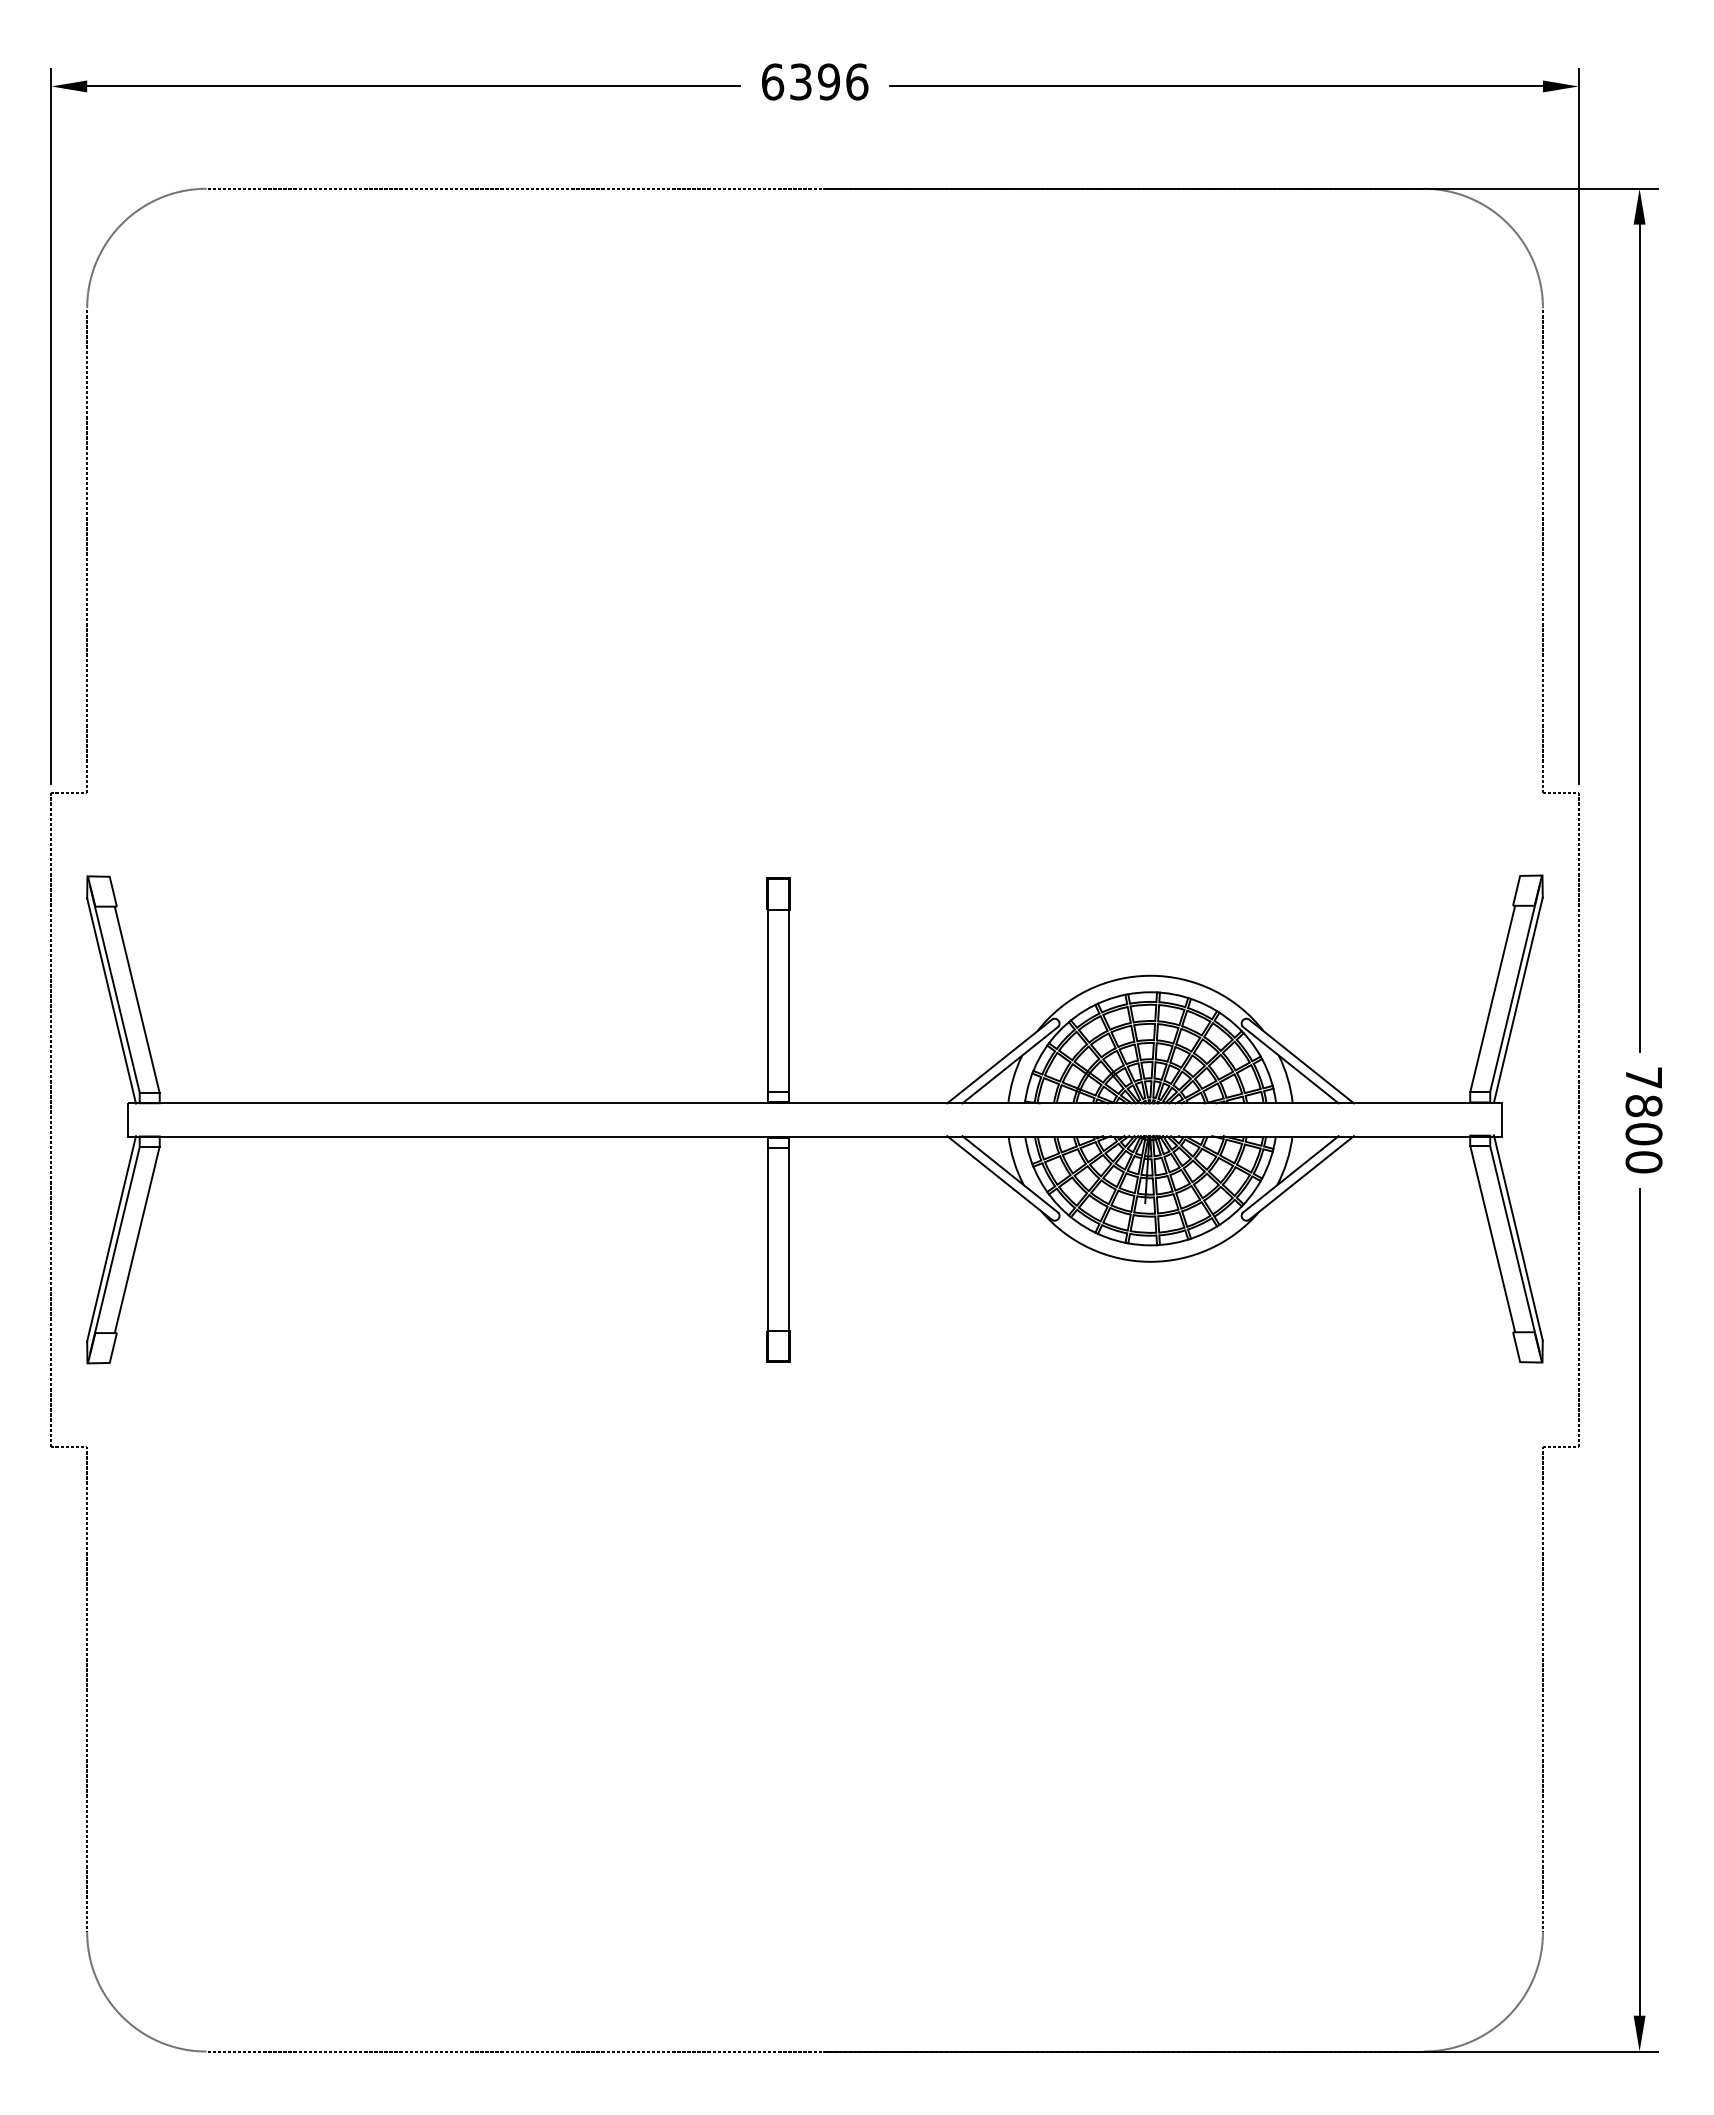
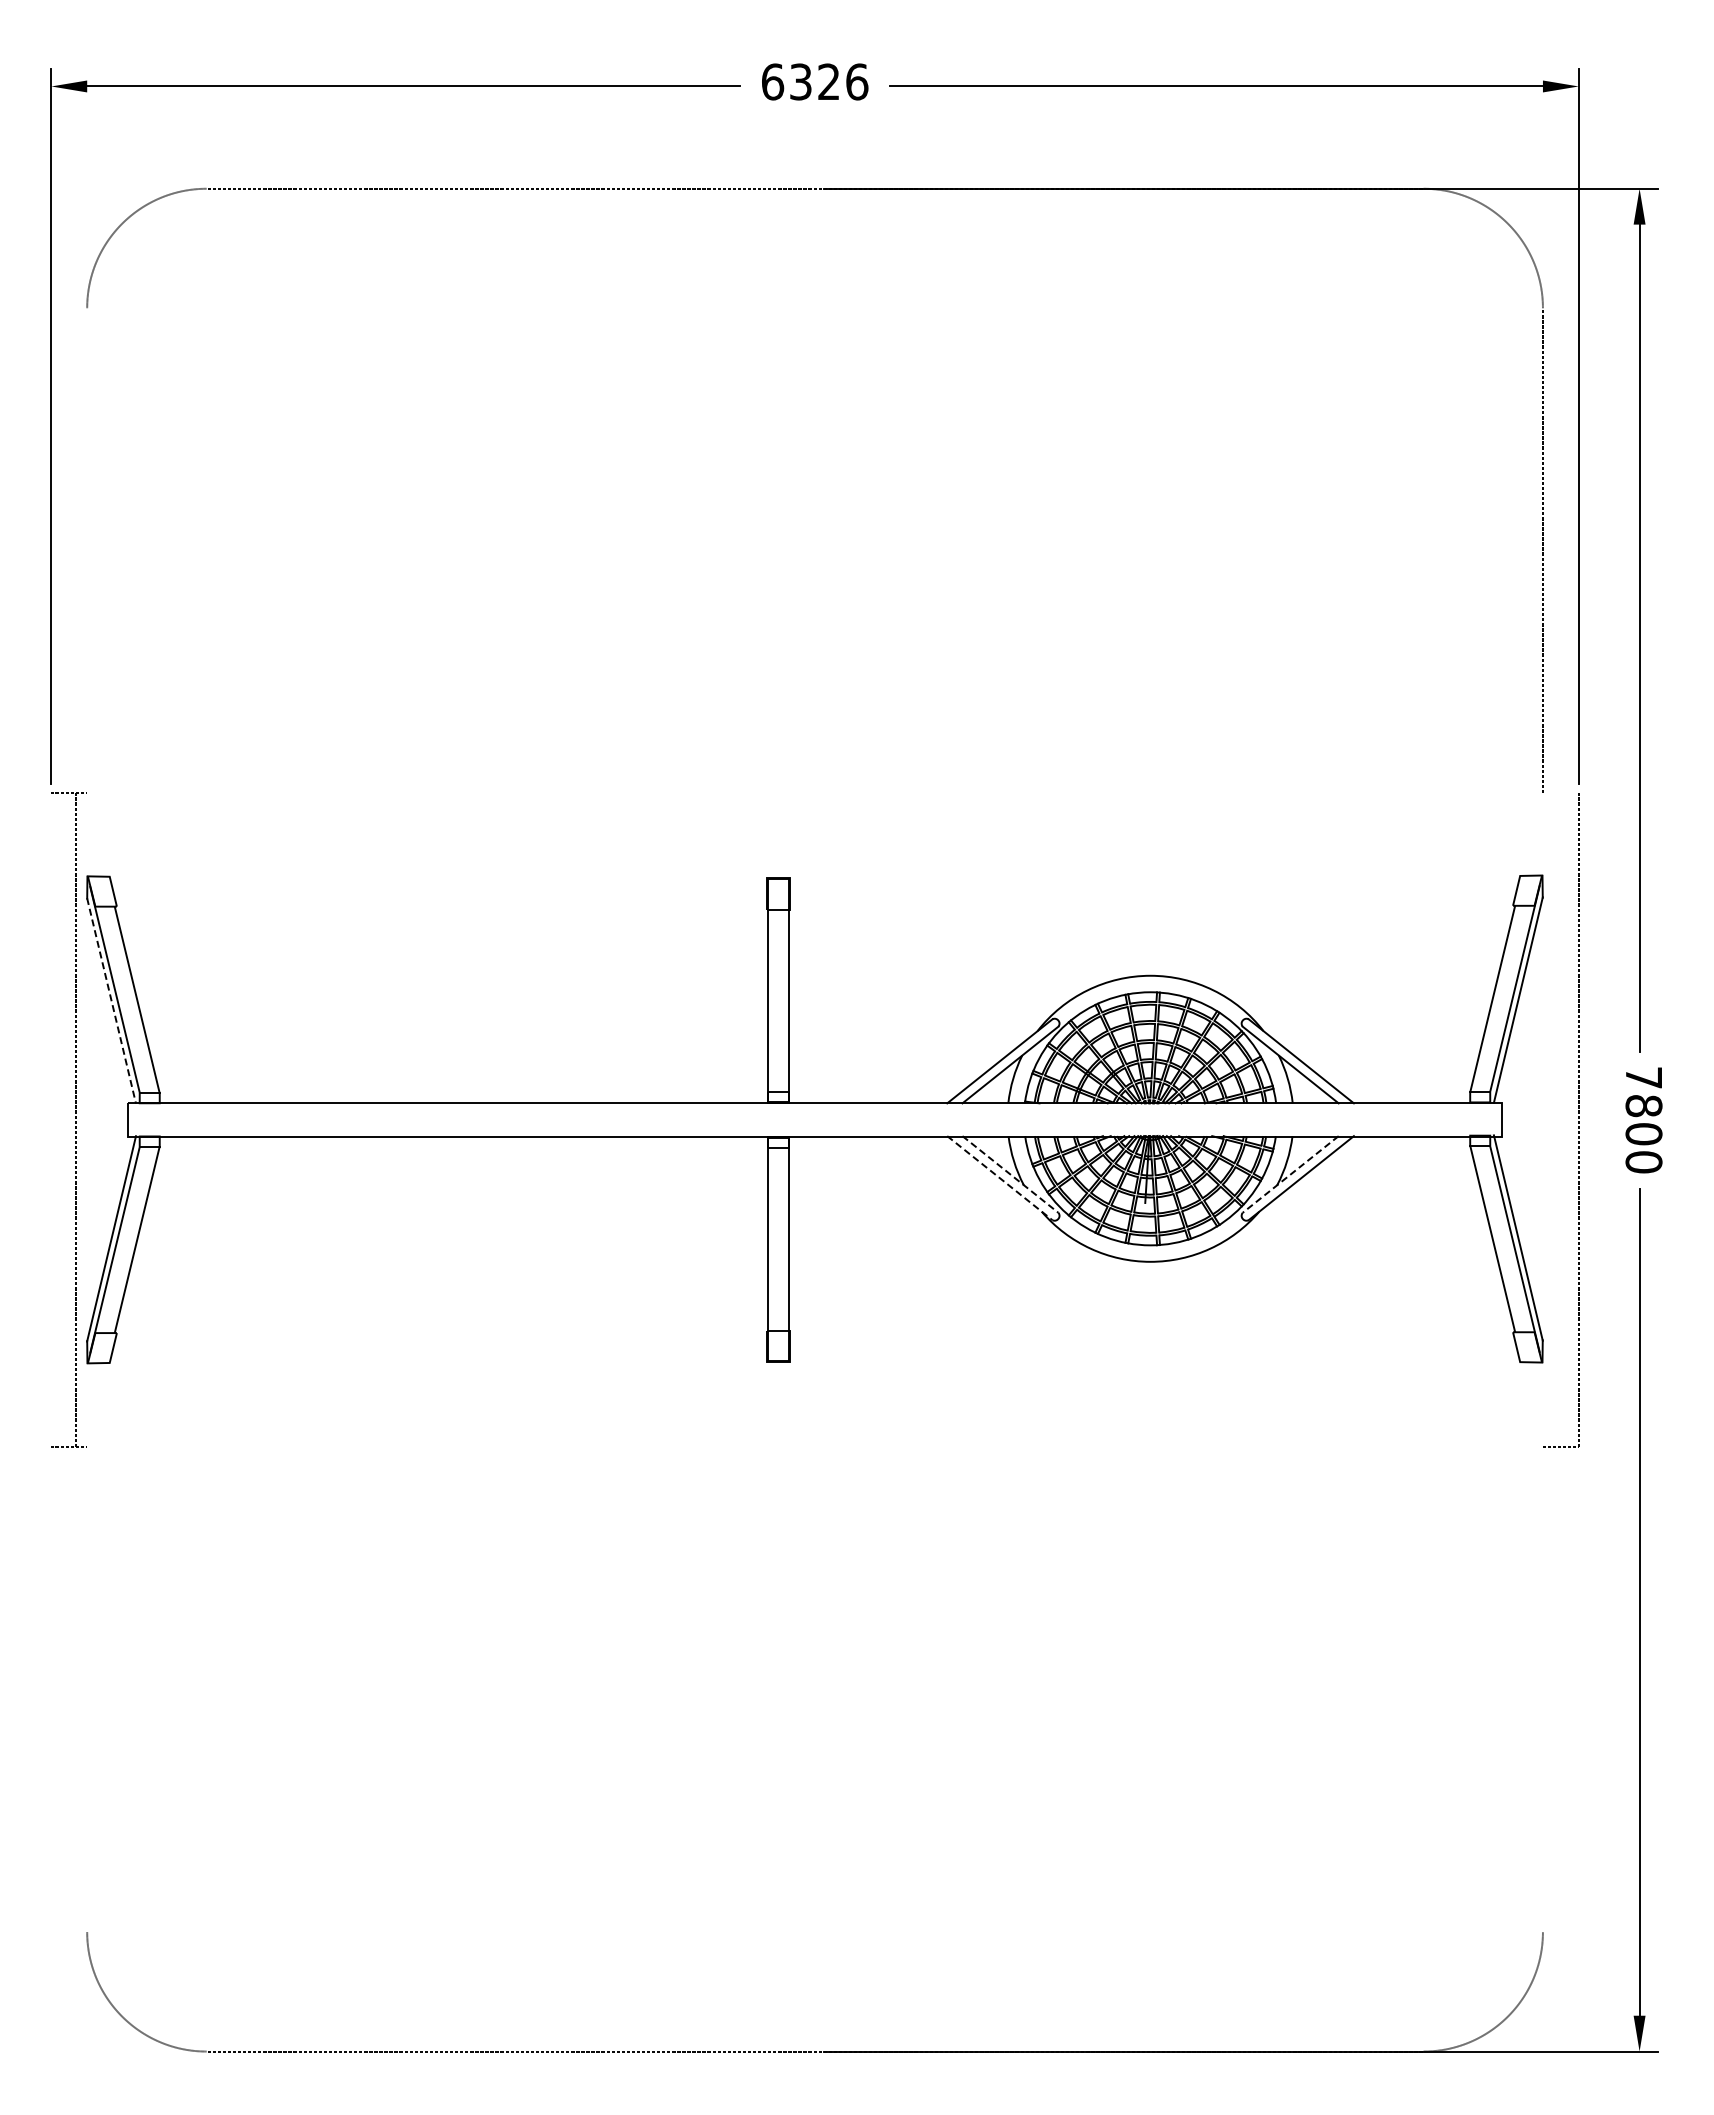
text: 6396 -> 6326 (828, 81)
line: present -> none (87, 550)
line: present -> none (1560, 792)
line: solid -> dashed (111, 1000)
line position: (51, 1119) -> (76, 1119) (76, 1119)
line: solid -> dashed (1010, 1174)
line: solid -> dashed (1290, 1174)
line: solid -> dashed (1000, 1178)
line: present -> none (87, 1689)
line: present -> none (1542, 1689)
